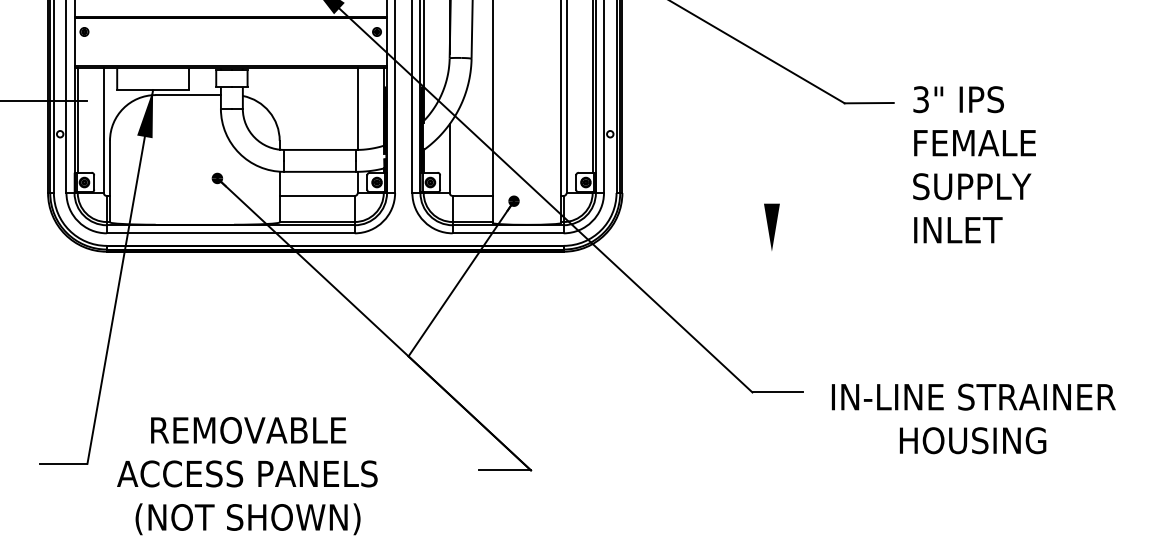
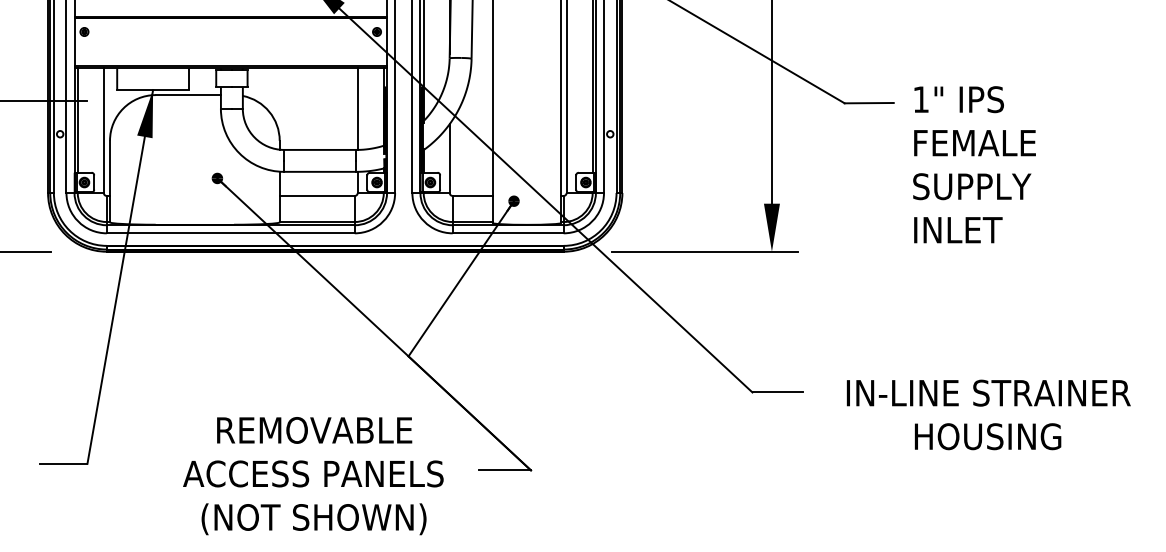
text: 3" -> 1" (920, 99)
line: none -> present (771, 102)
line: none -> present (704, 251)
line: none -> present (26, 252)
text position: (973, 418) -> (988, 414) (988, 414)
text position: (247, 476) -> (313, 476) (313, 476)
